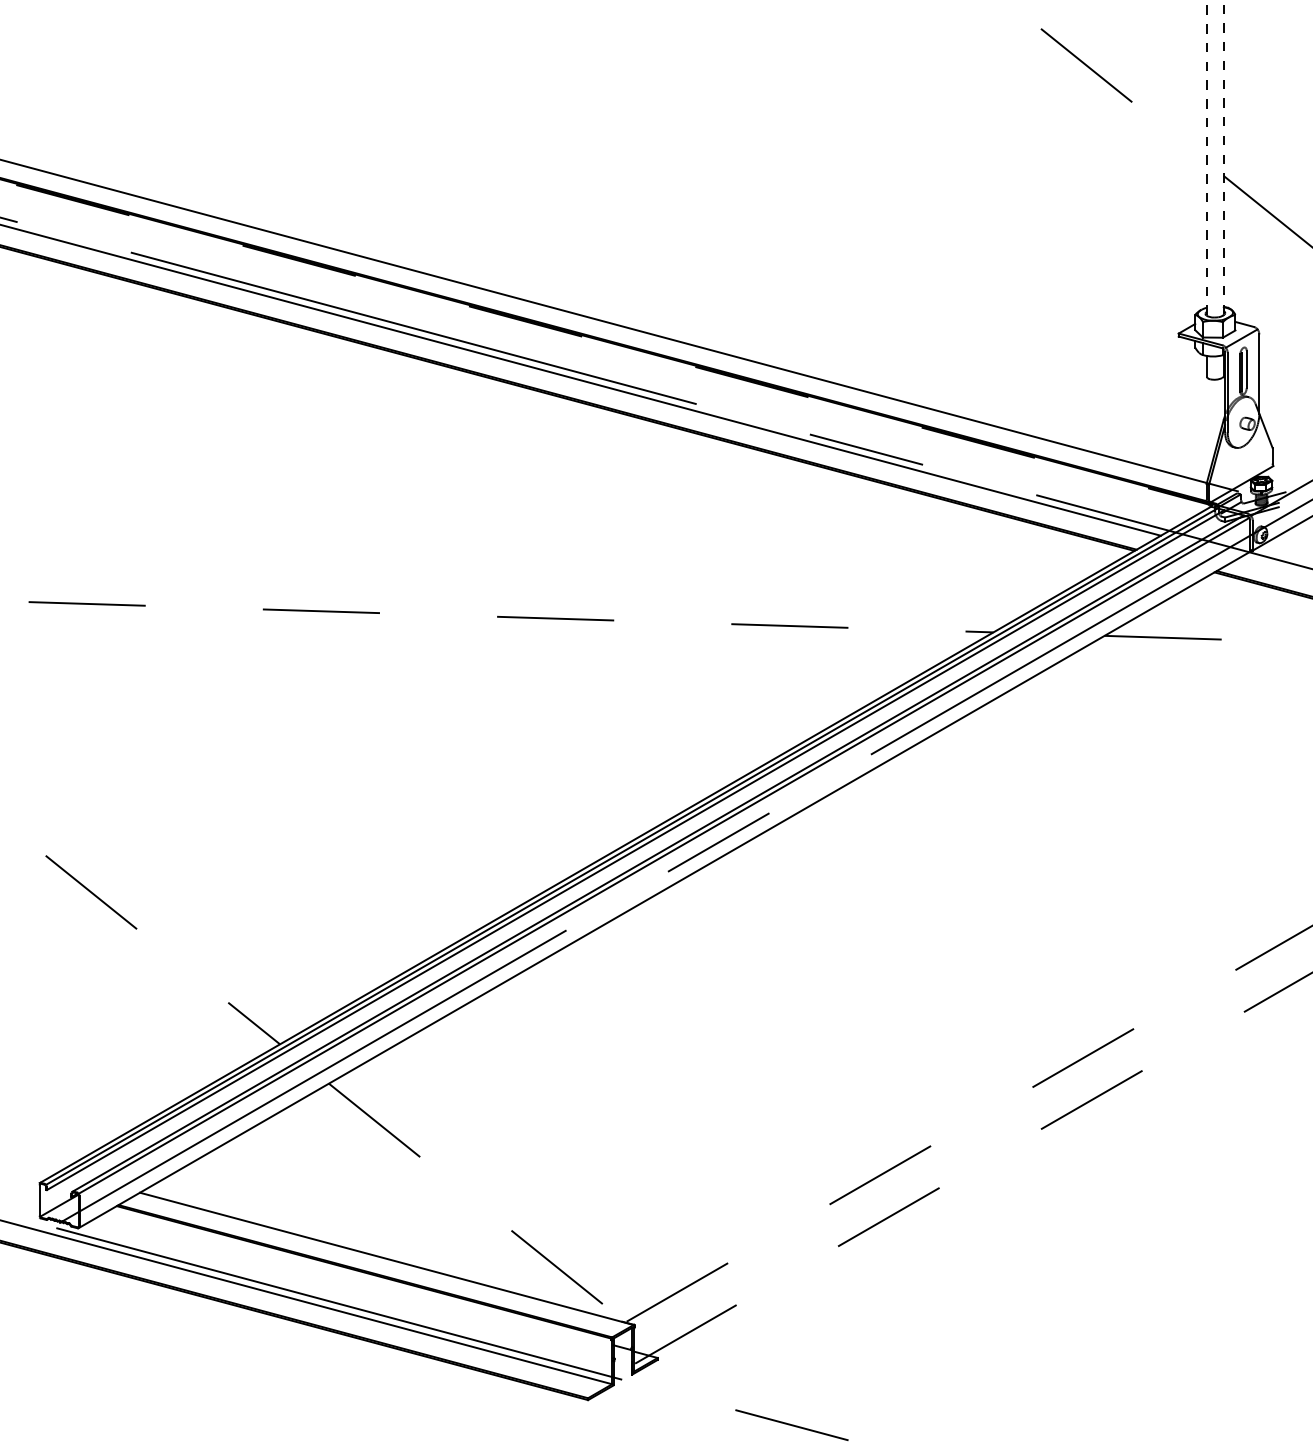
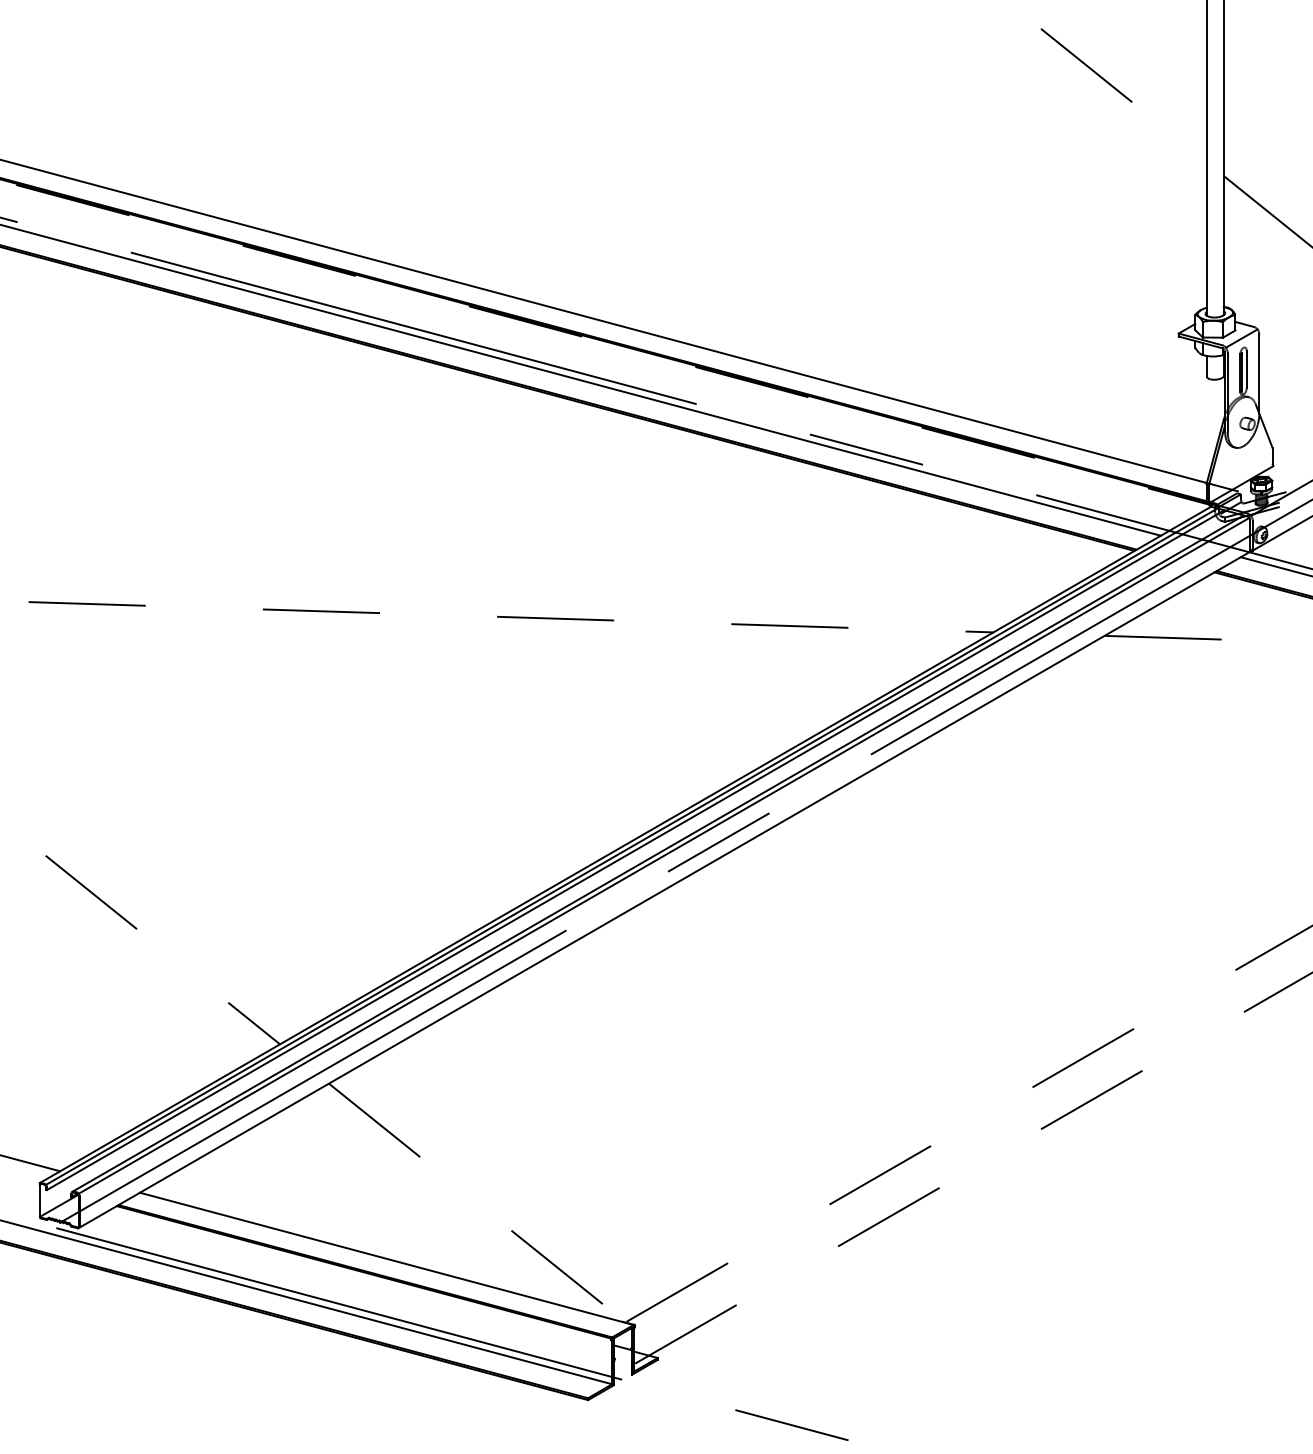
line: dashed -> solid (1206, 158)
line: dashed -> solid (1223, 158)
line: none -> present (1274, 566)
line: none -> present (31, 1163)
